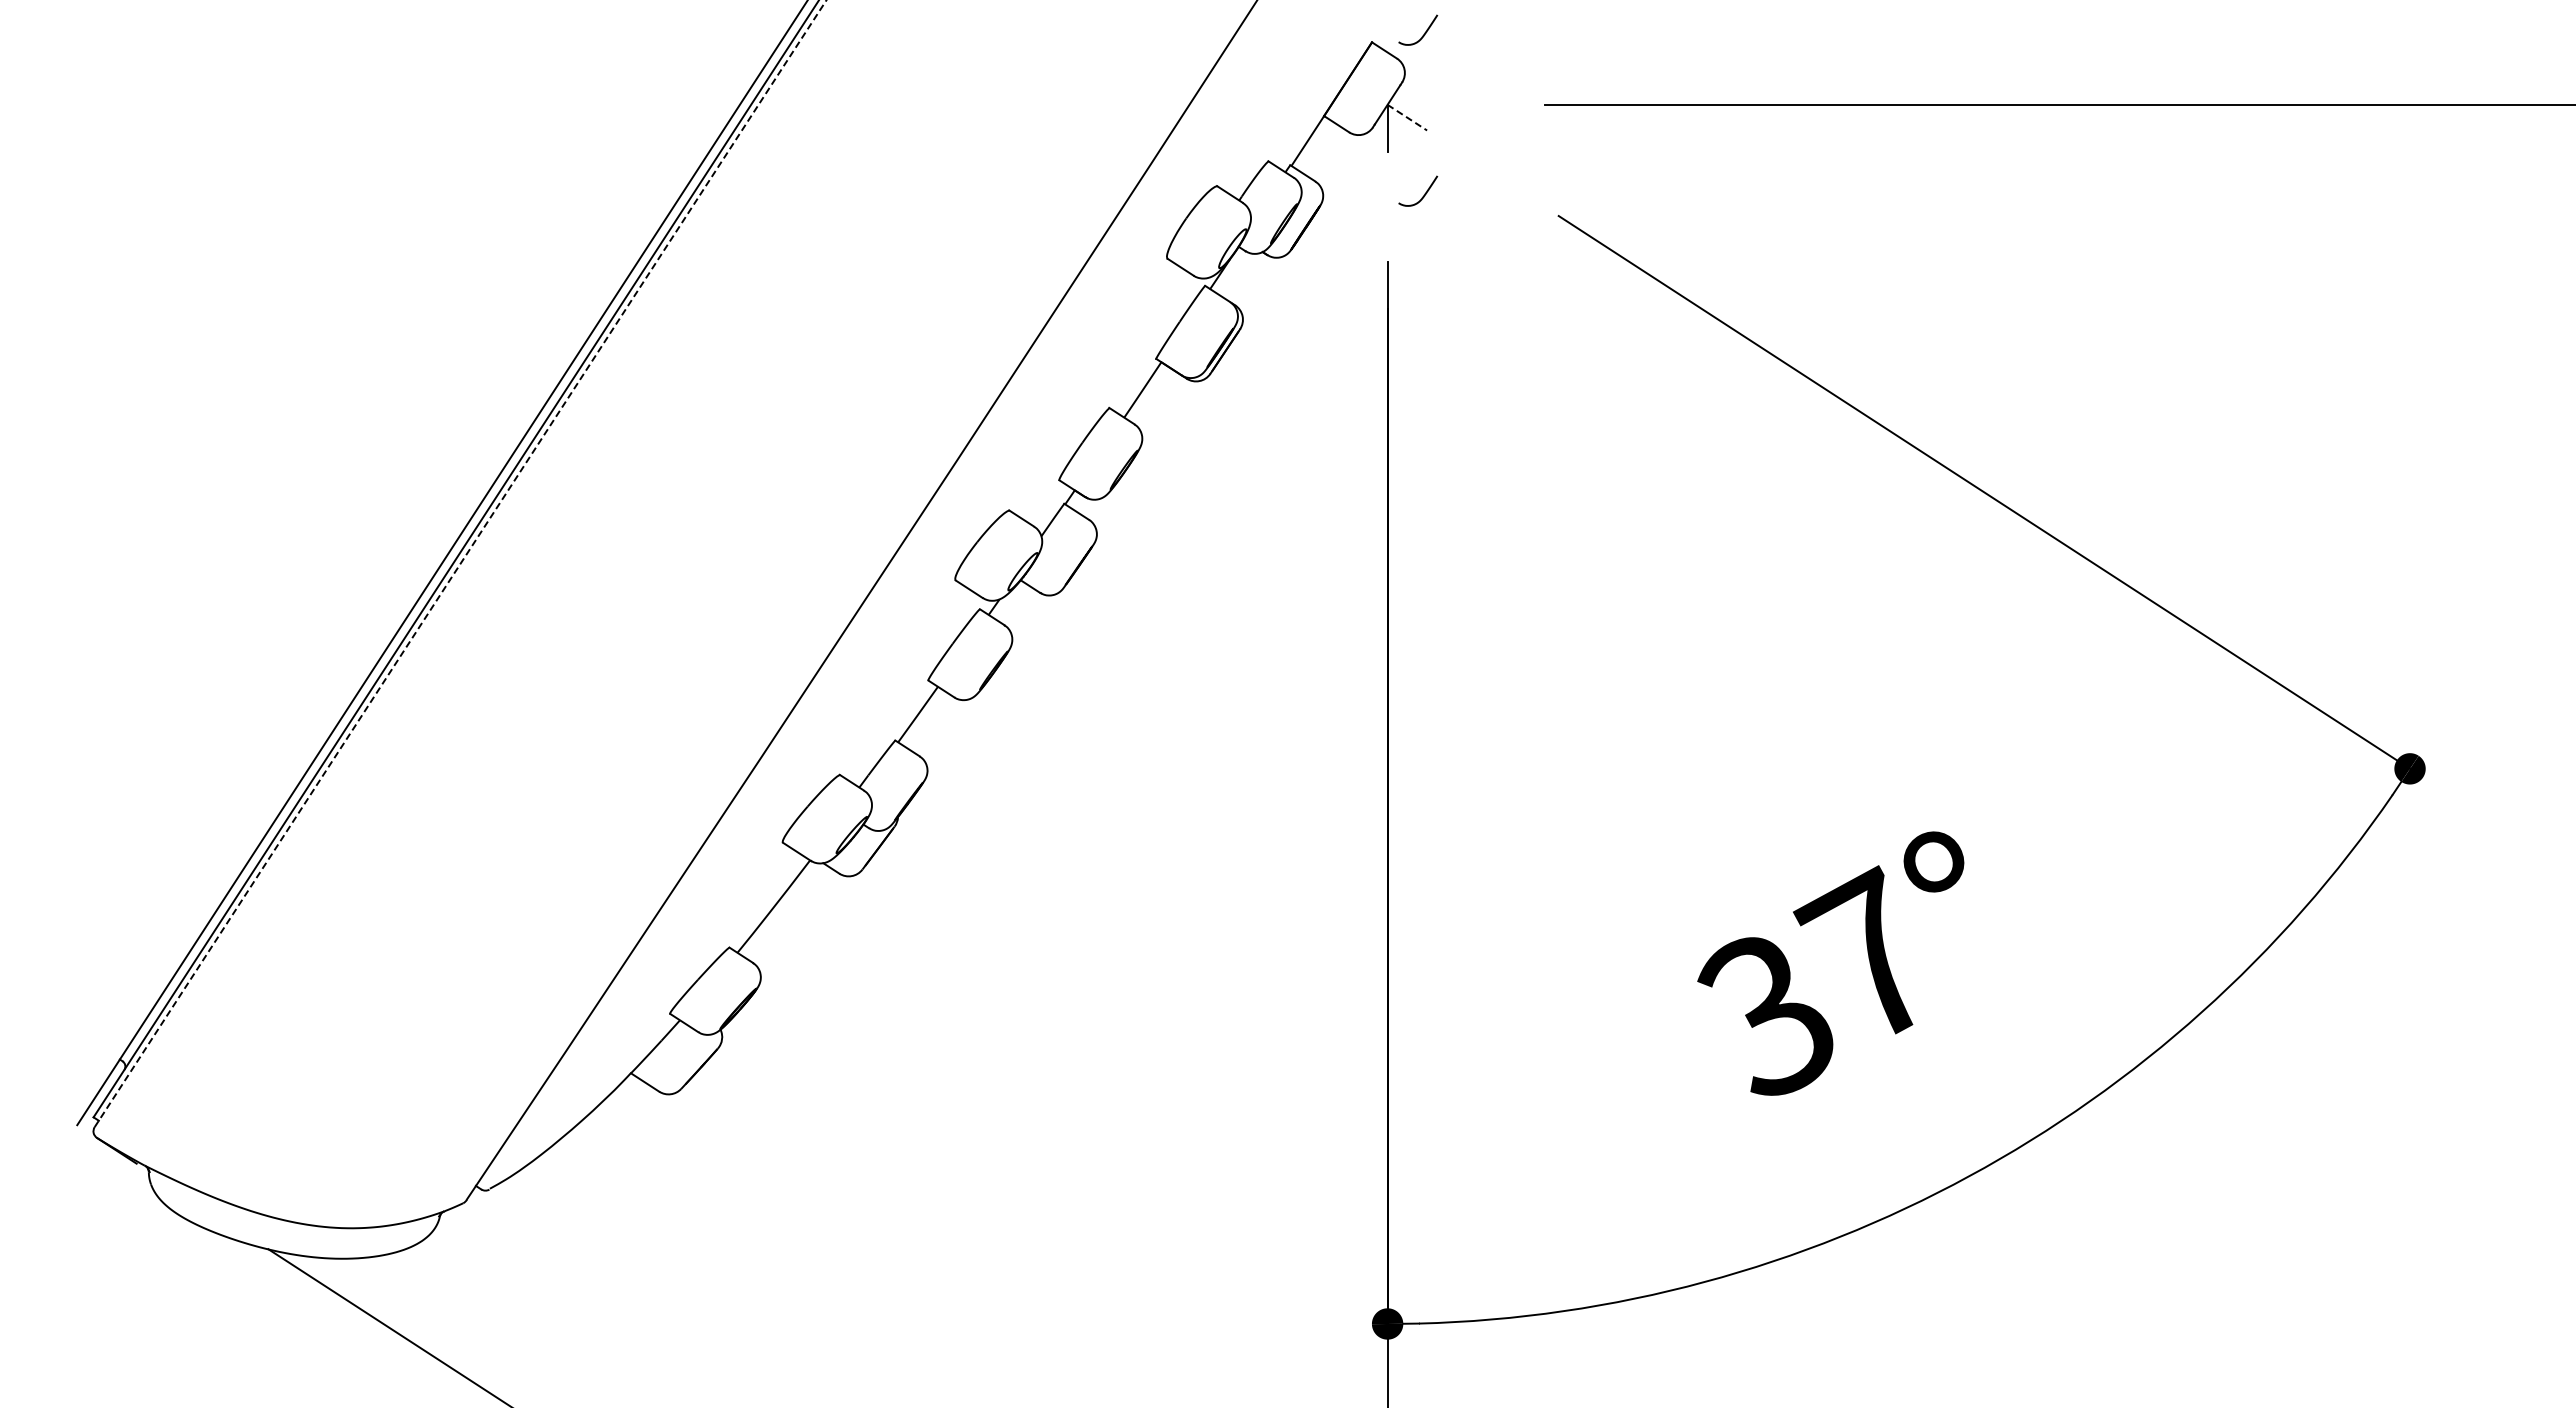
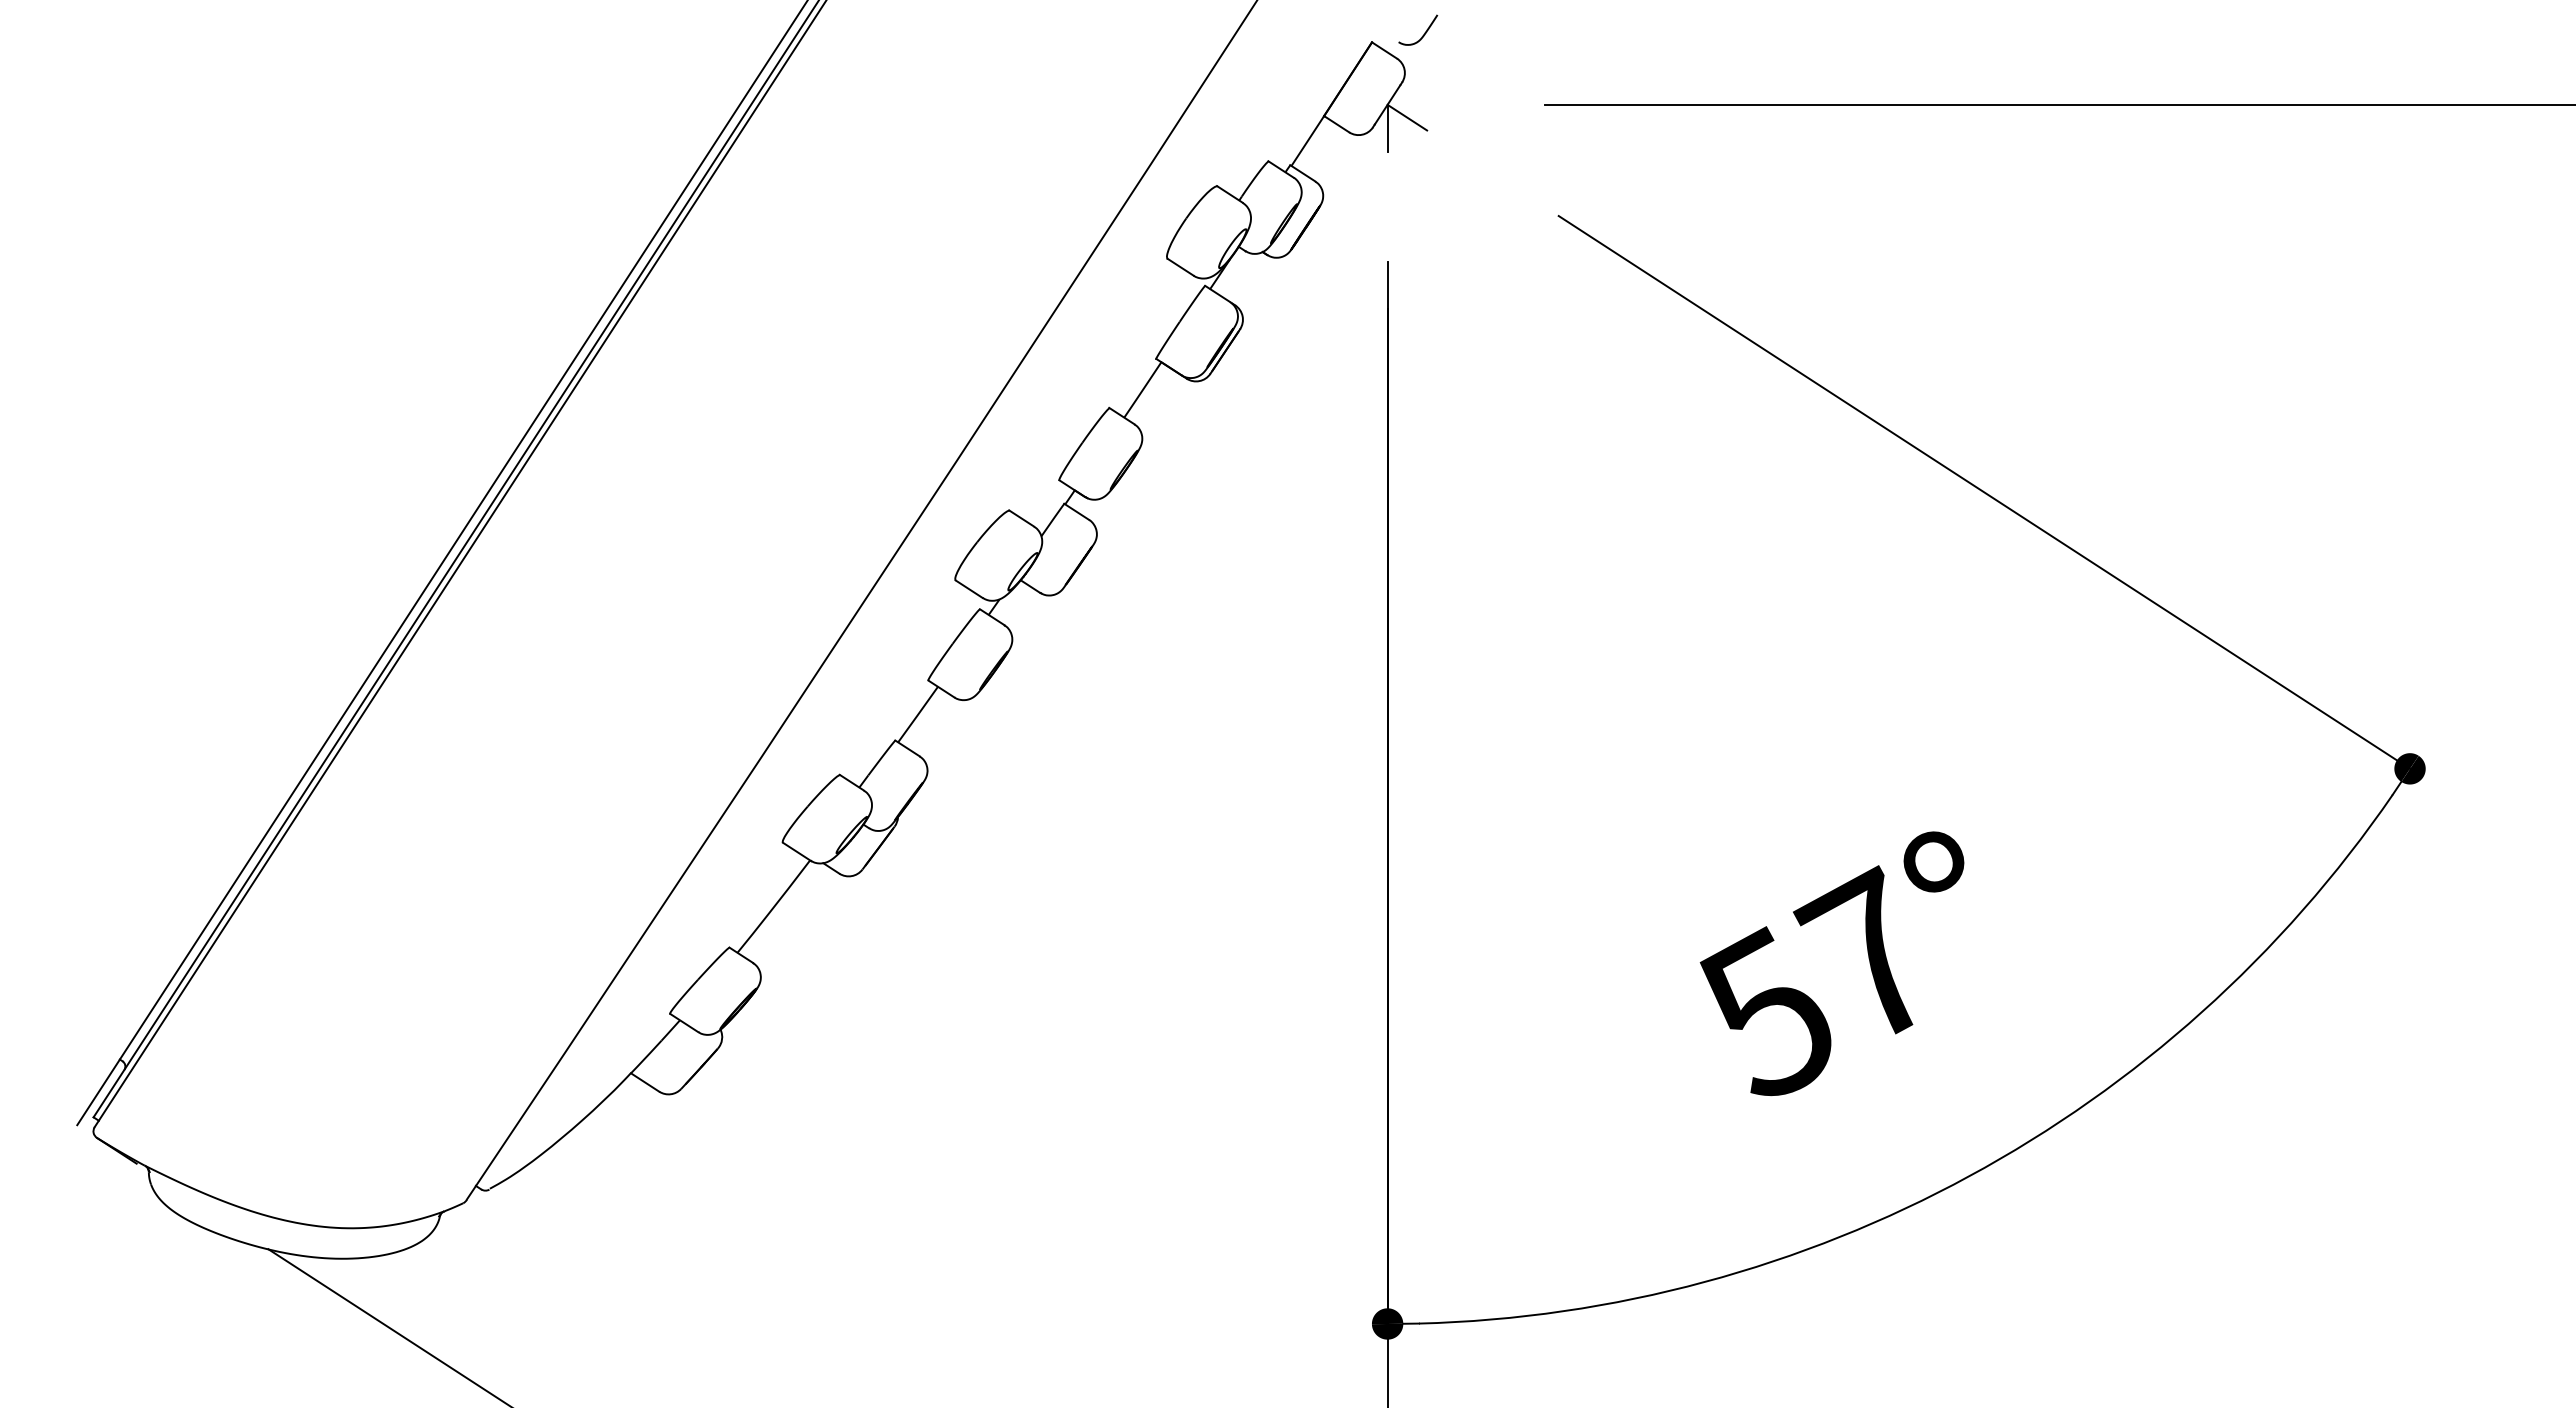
line: dashed -> solid (1407, 117)
curve: present -> none (1424, 193)
line: dashed -> solid (460, 563)
text: 37° -> 57° (1765, 1011)
